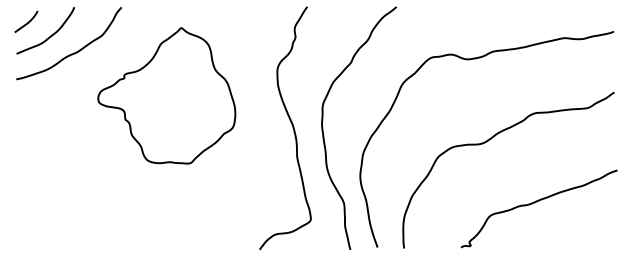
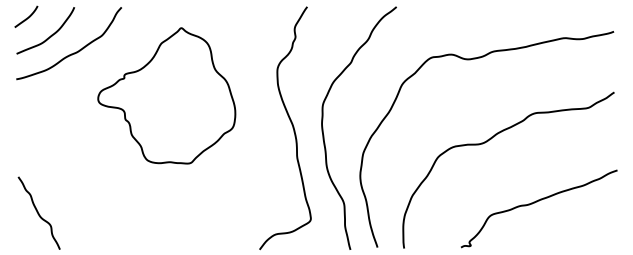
curve position: (27, 22) -> (27, 17) (27, 17)
curve: none -> present (38, 212)
